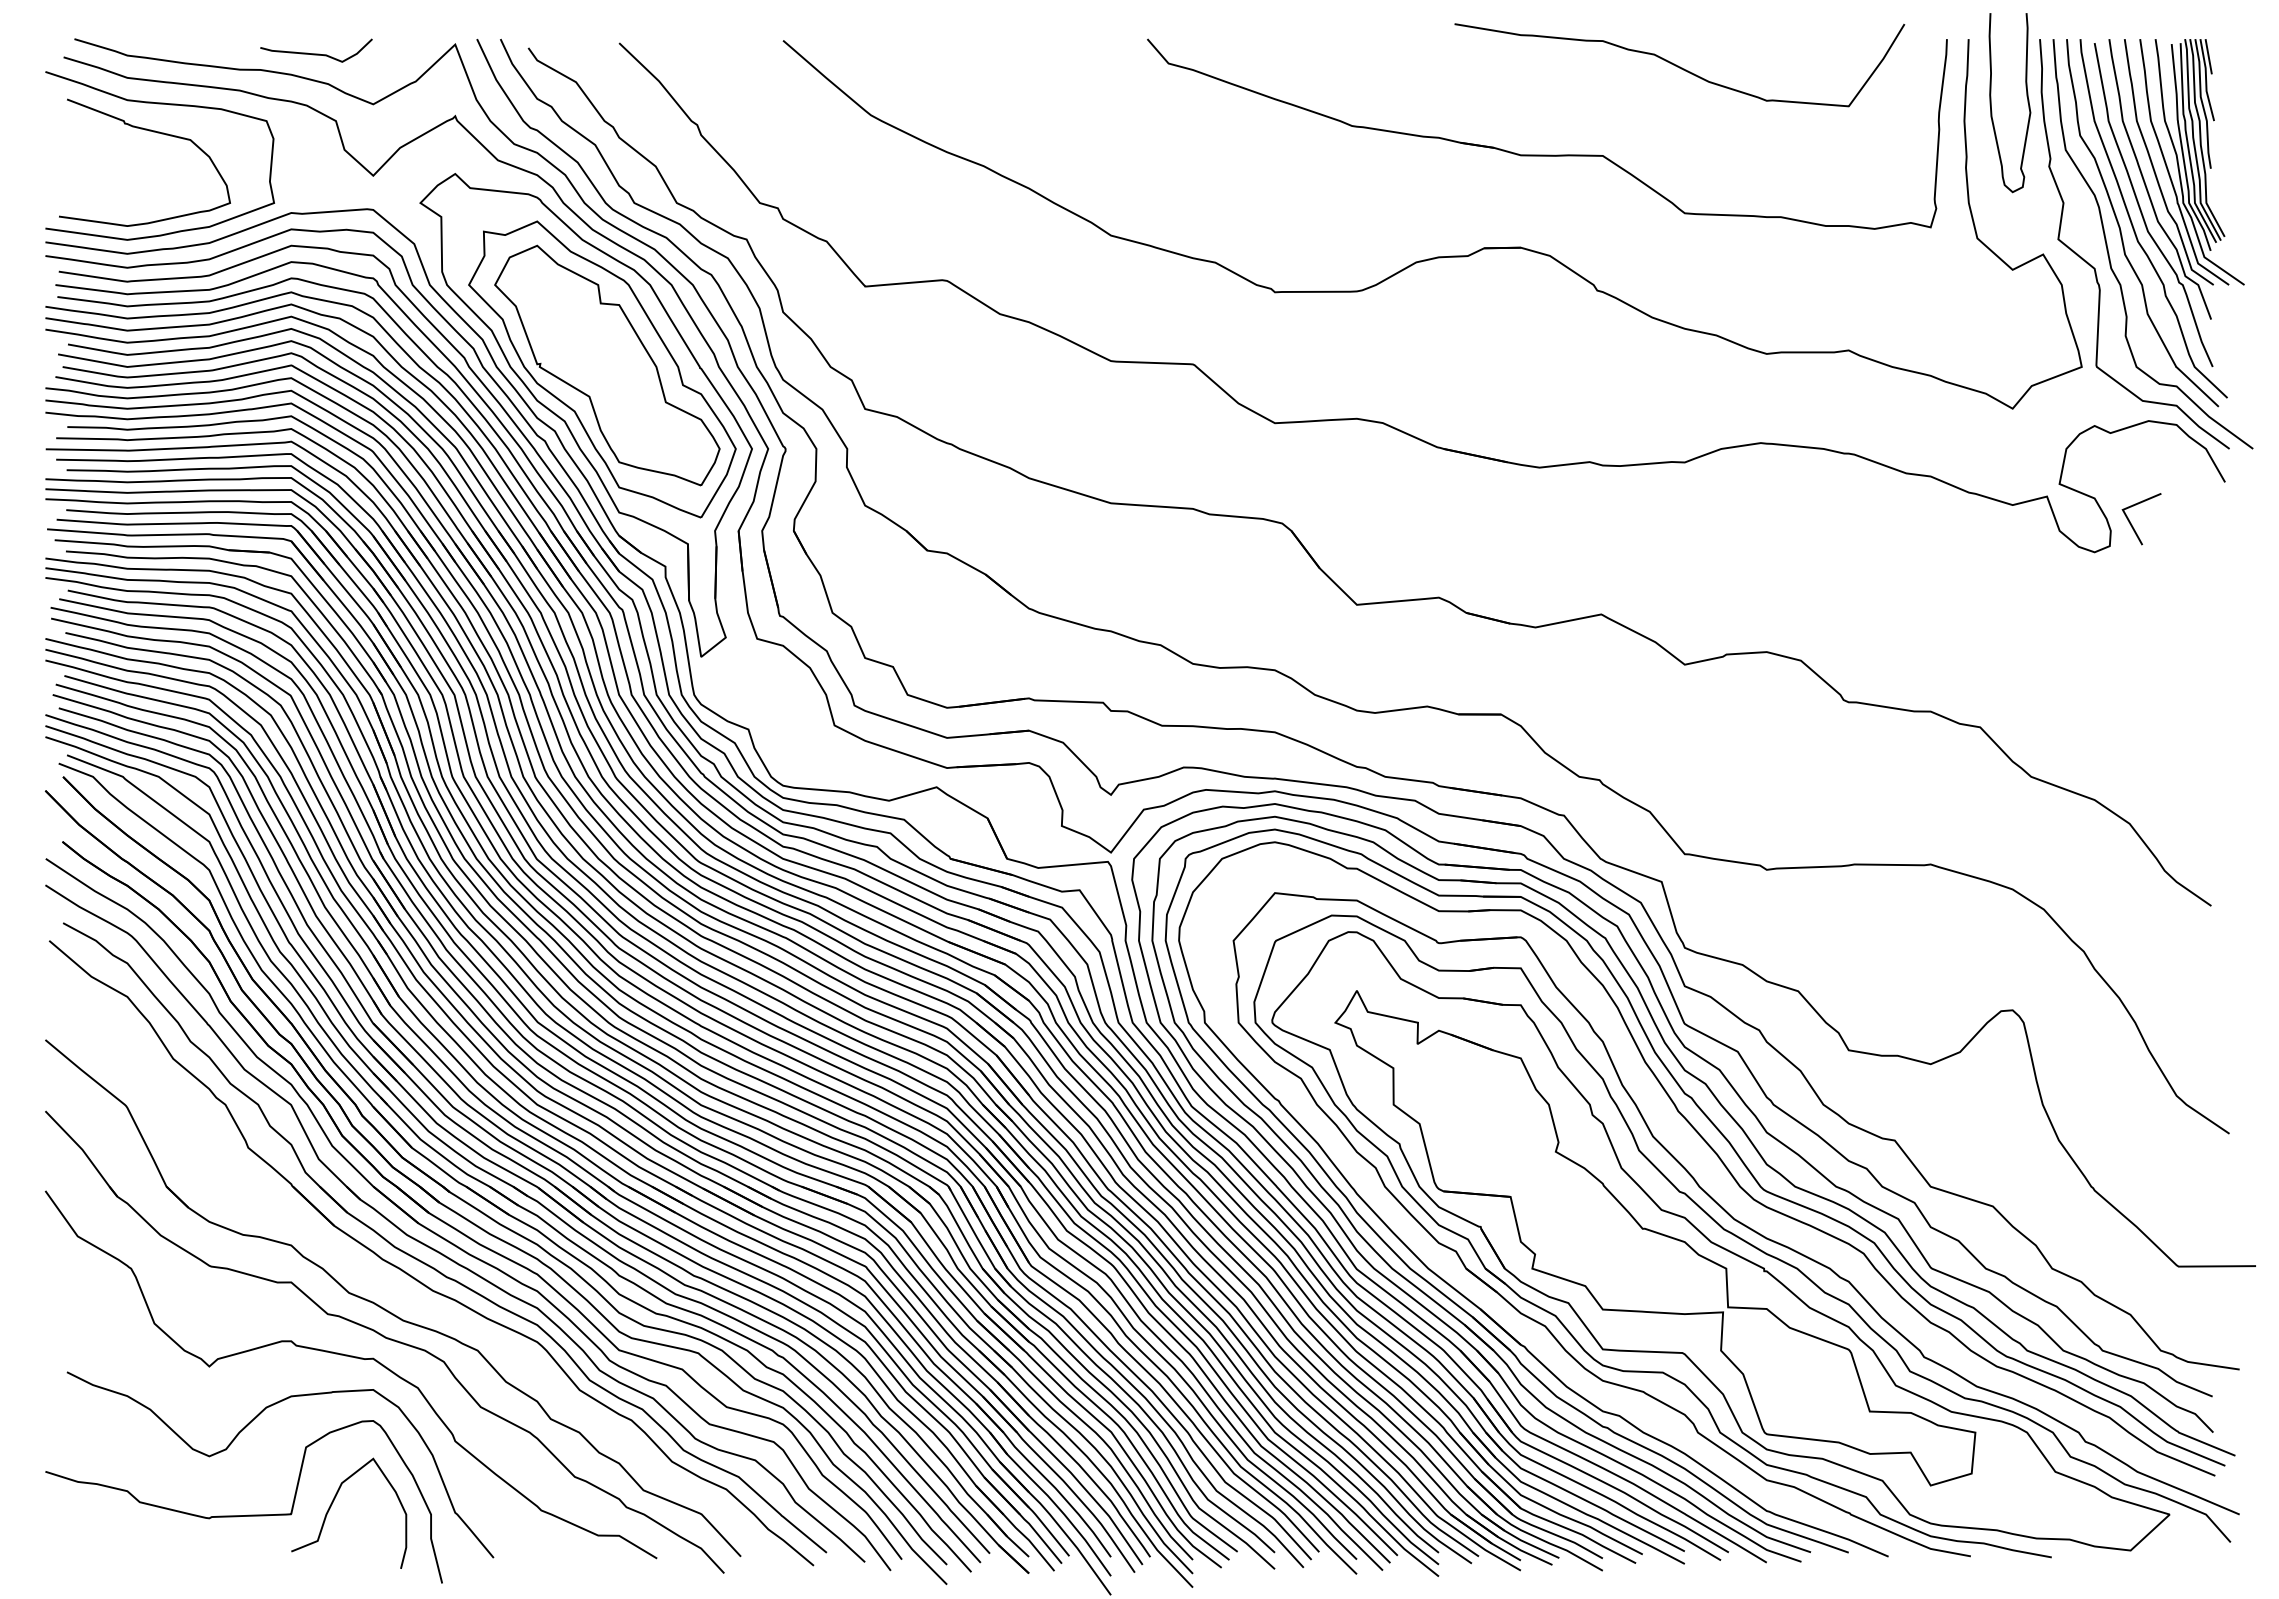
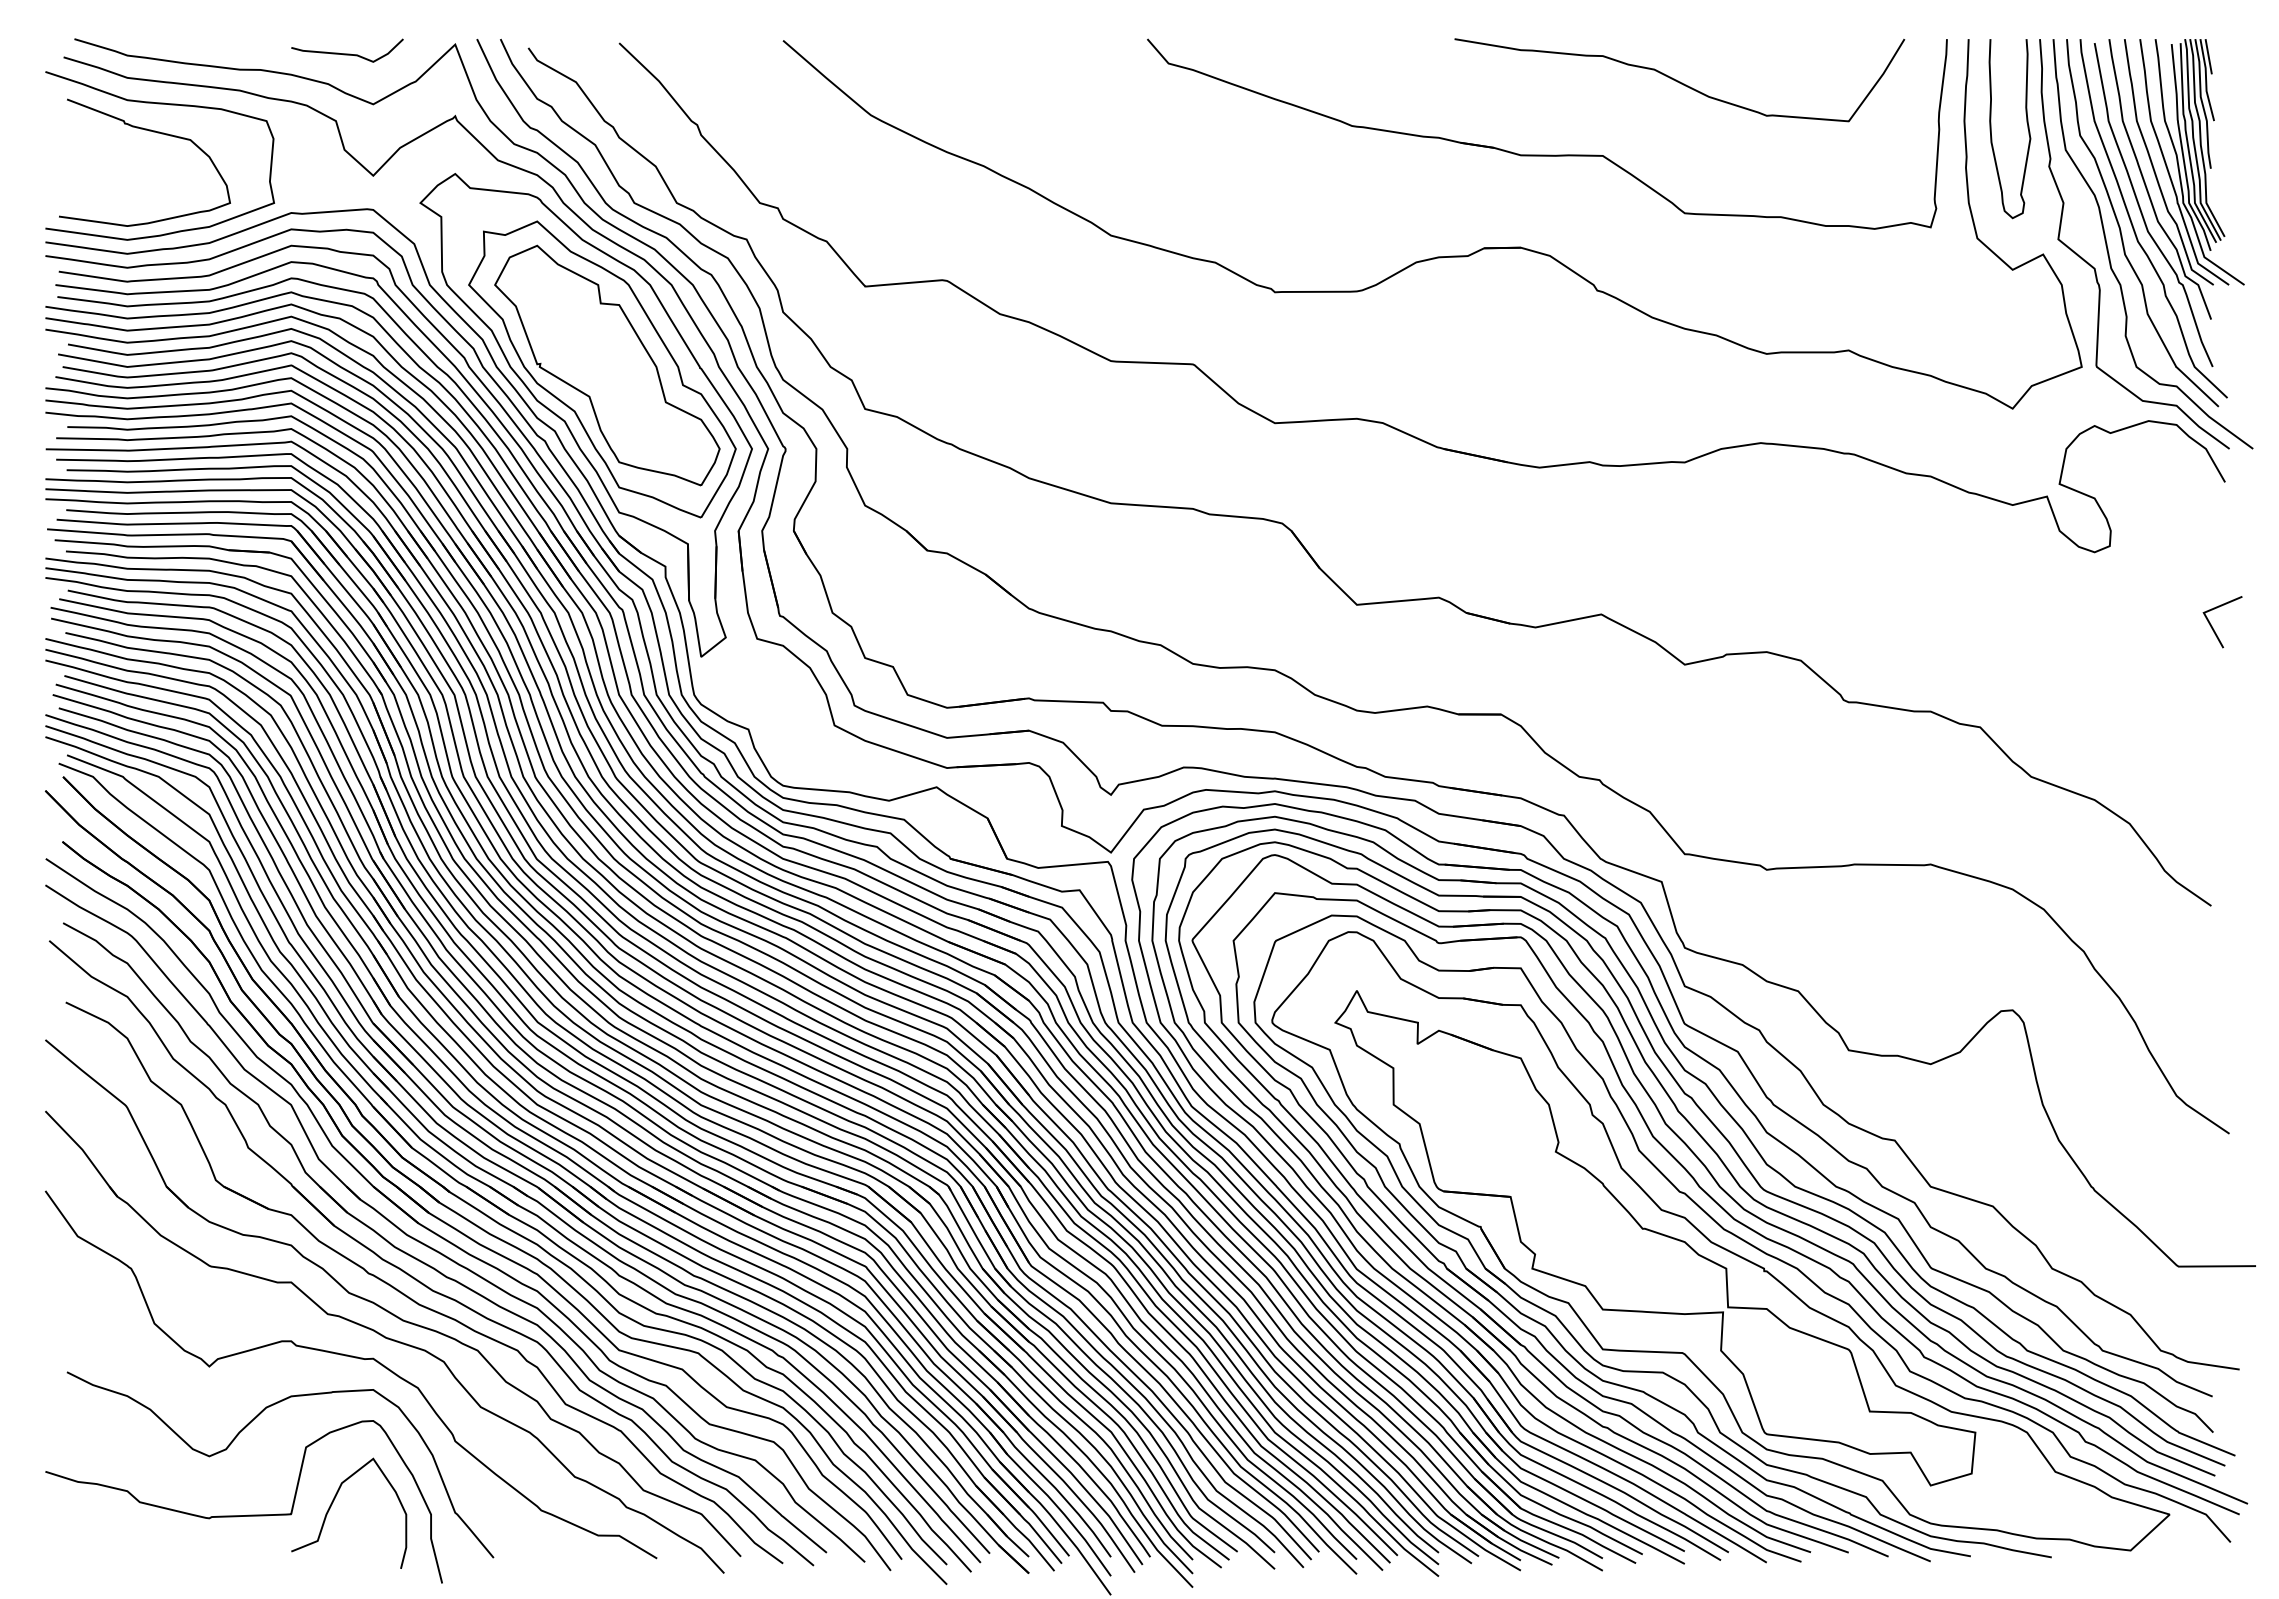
curve position: (316, 53) -> (347, 53) (347, 53)
curve position: (1678, 65) -> (1678, 80) (1678, 80)
curve position: (1991, 103) -> (1991, 129) (1991, 129)
line position: (2132, 524) -> (2213, 627) (2213, 627)
part: none -> present (1729, 1197)
part: none -> present (413, 1299)
